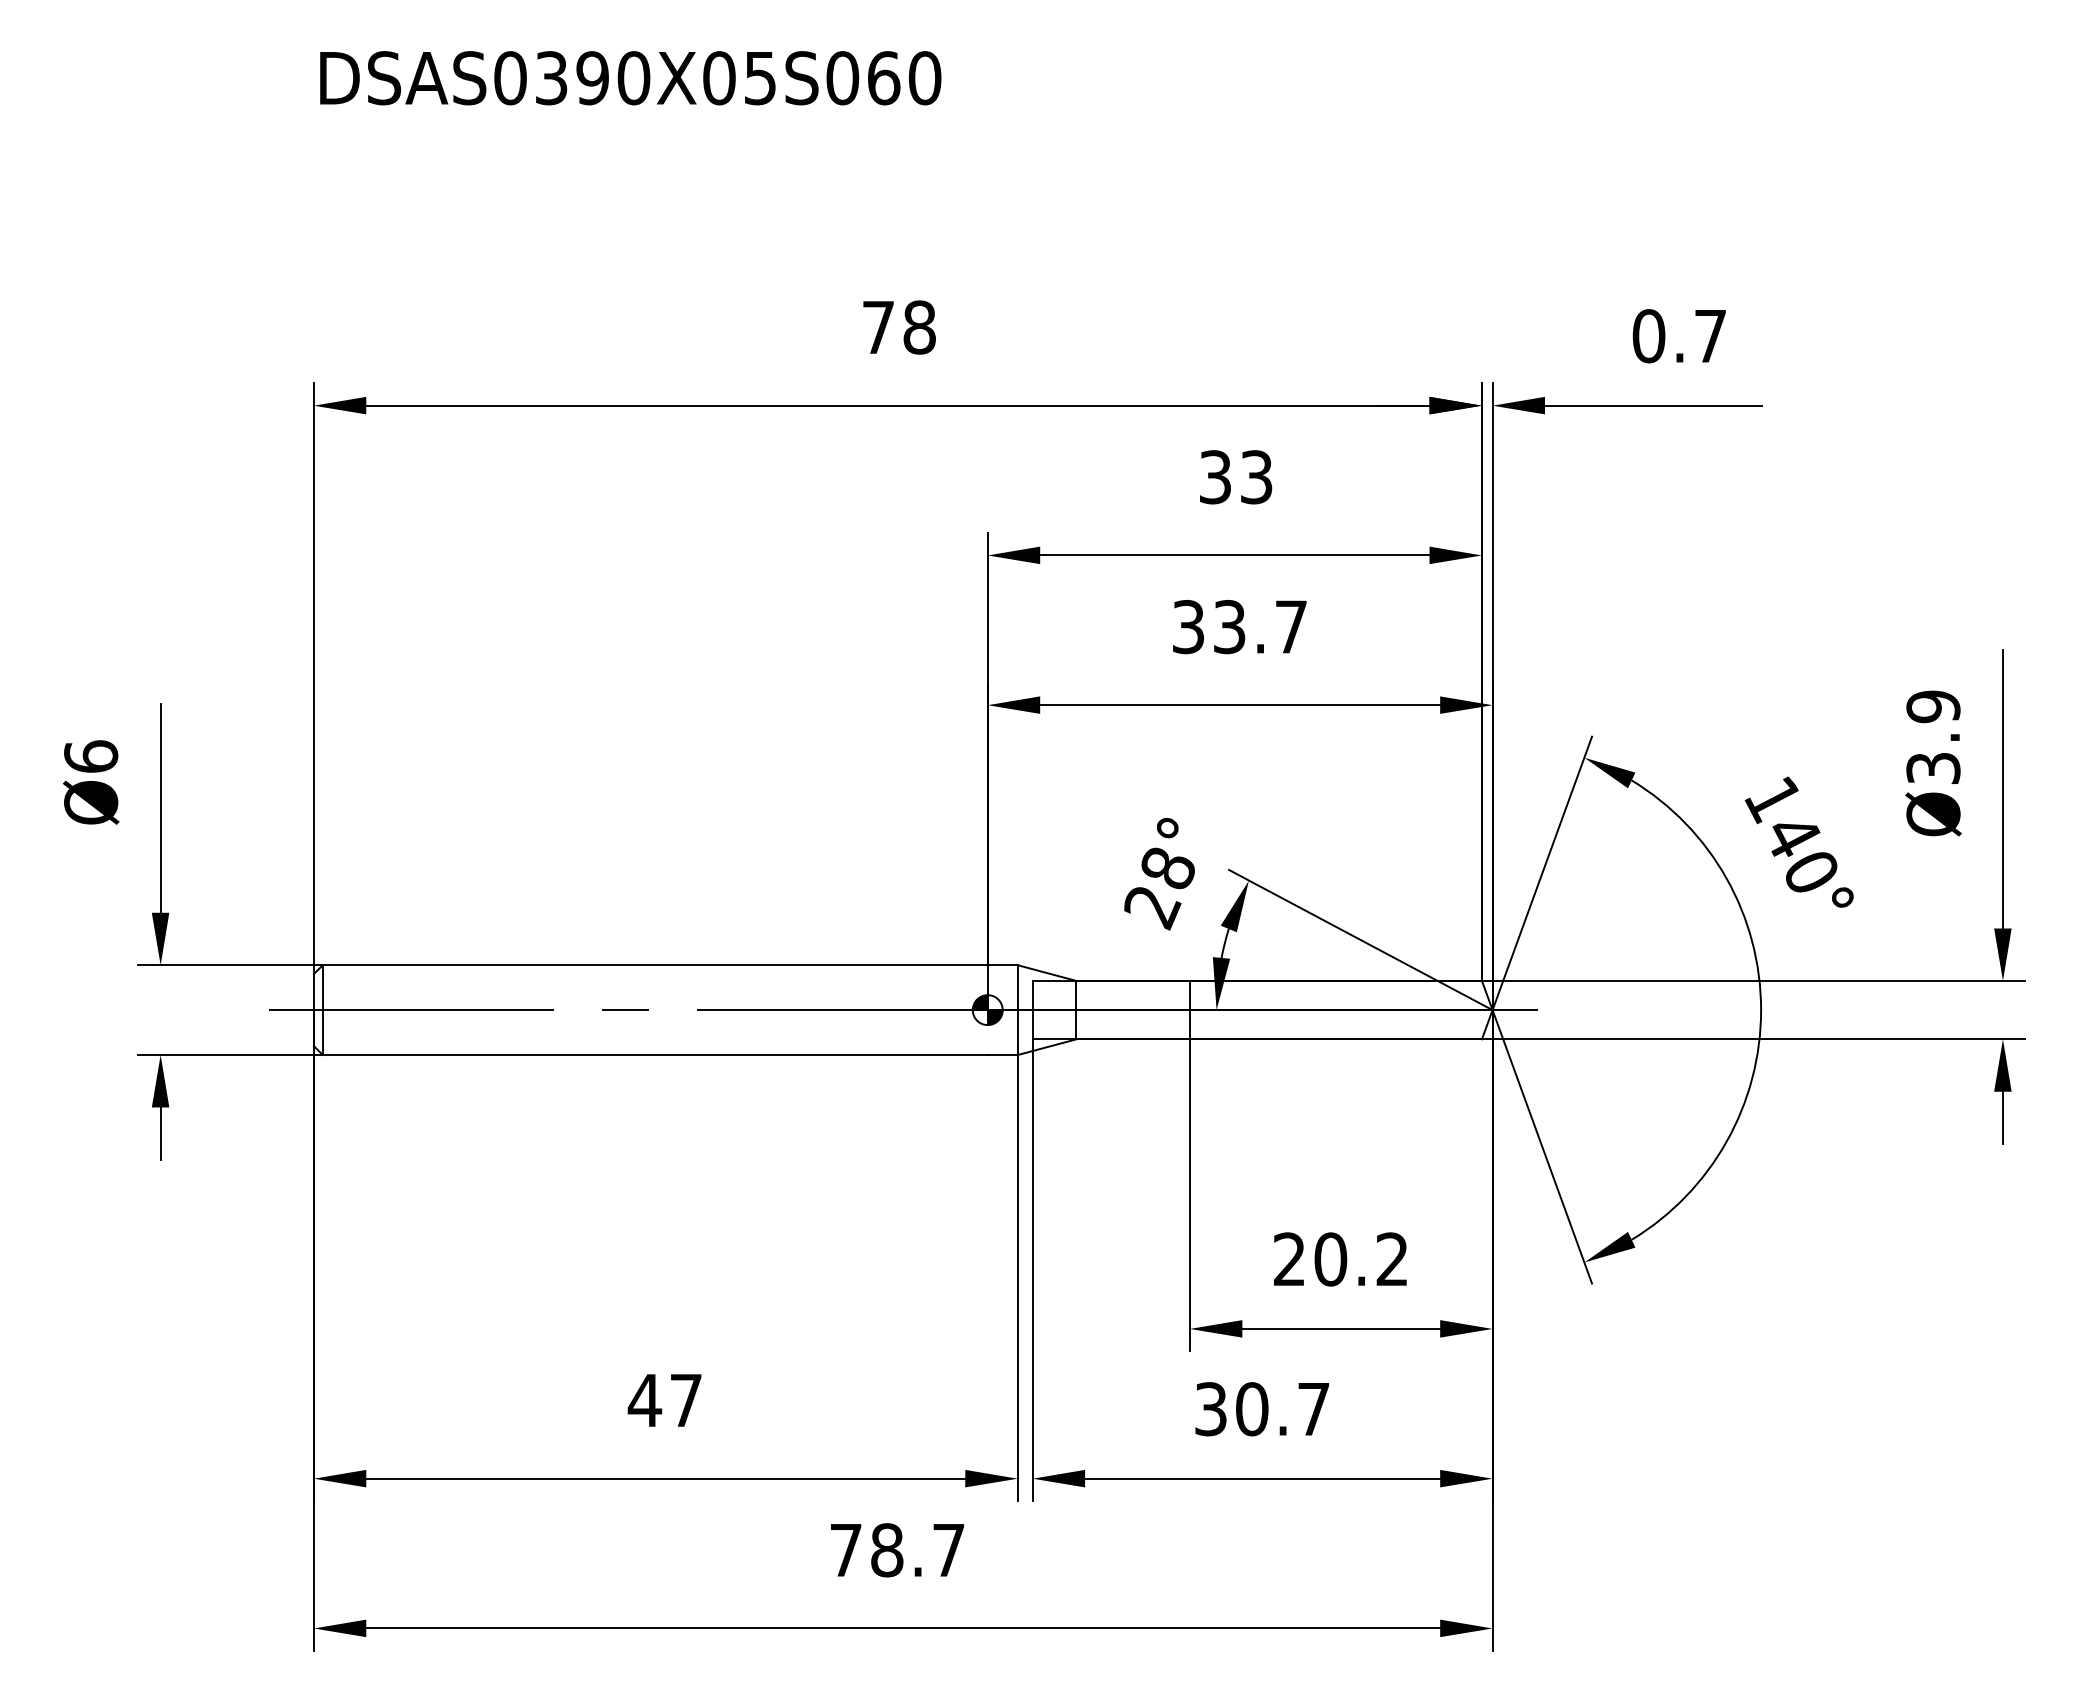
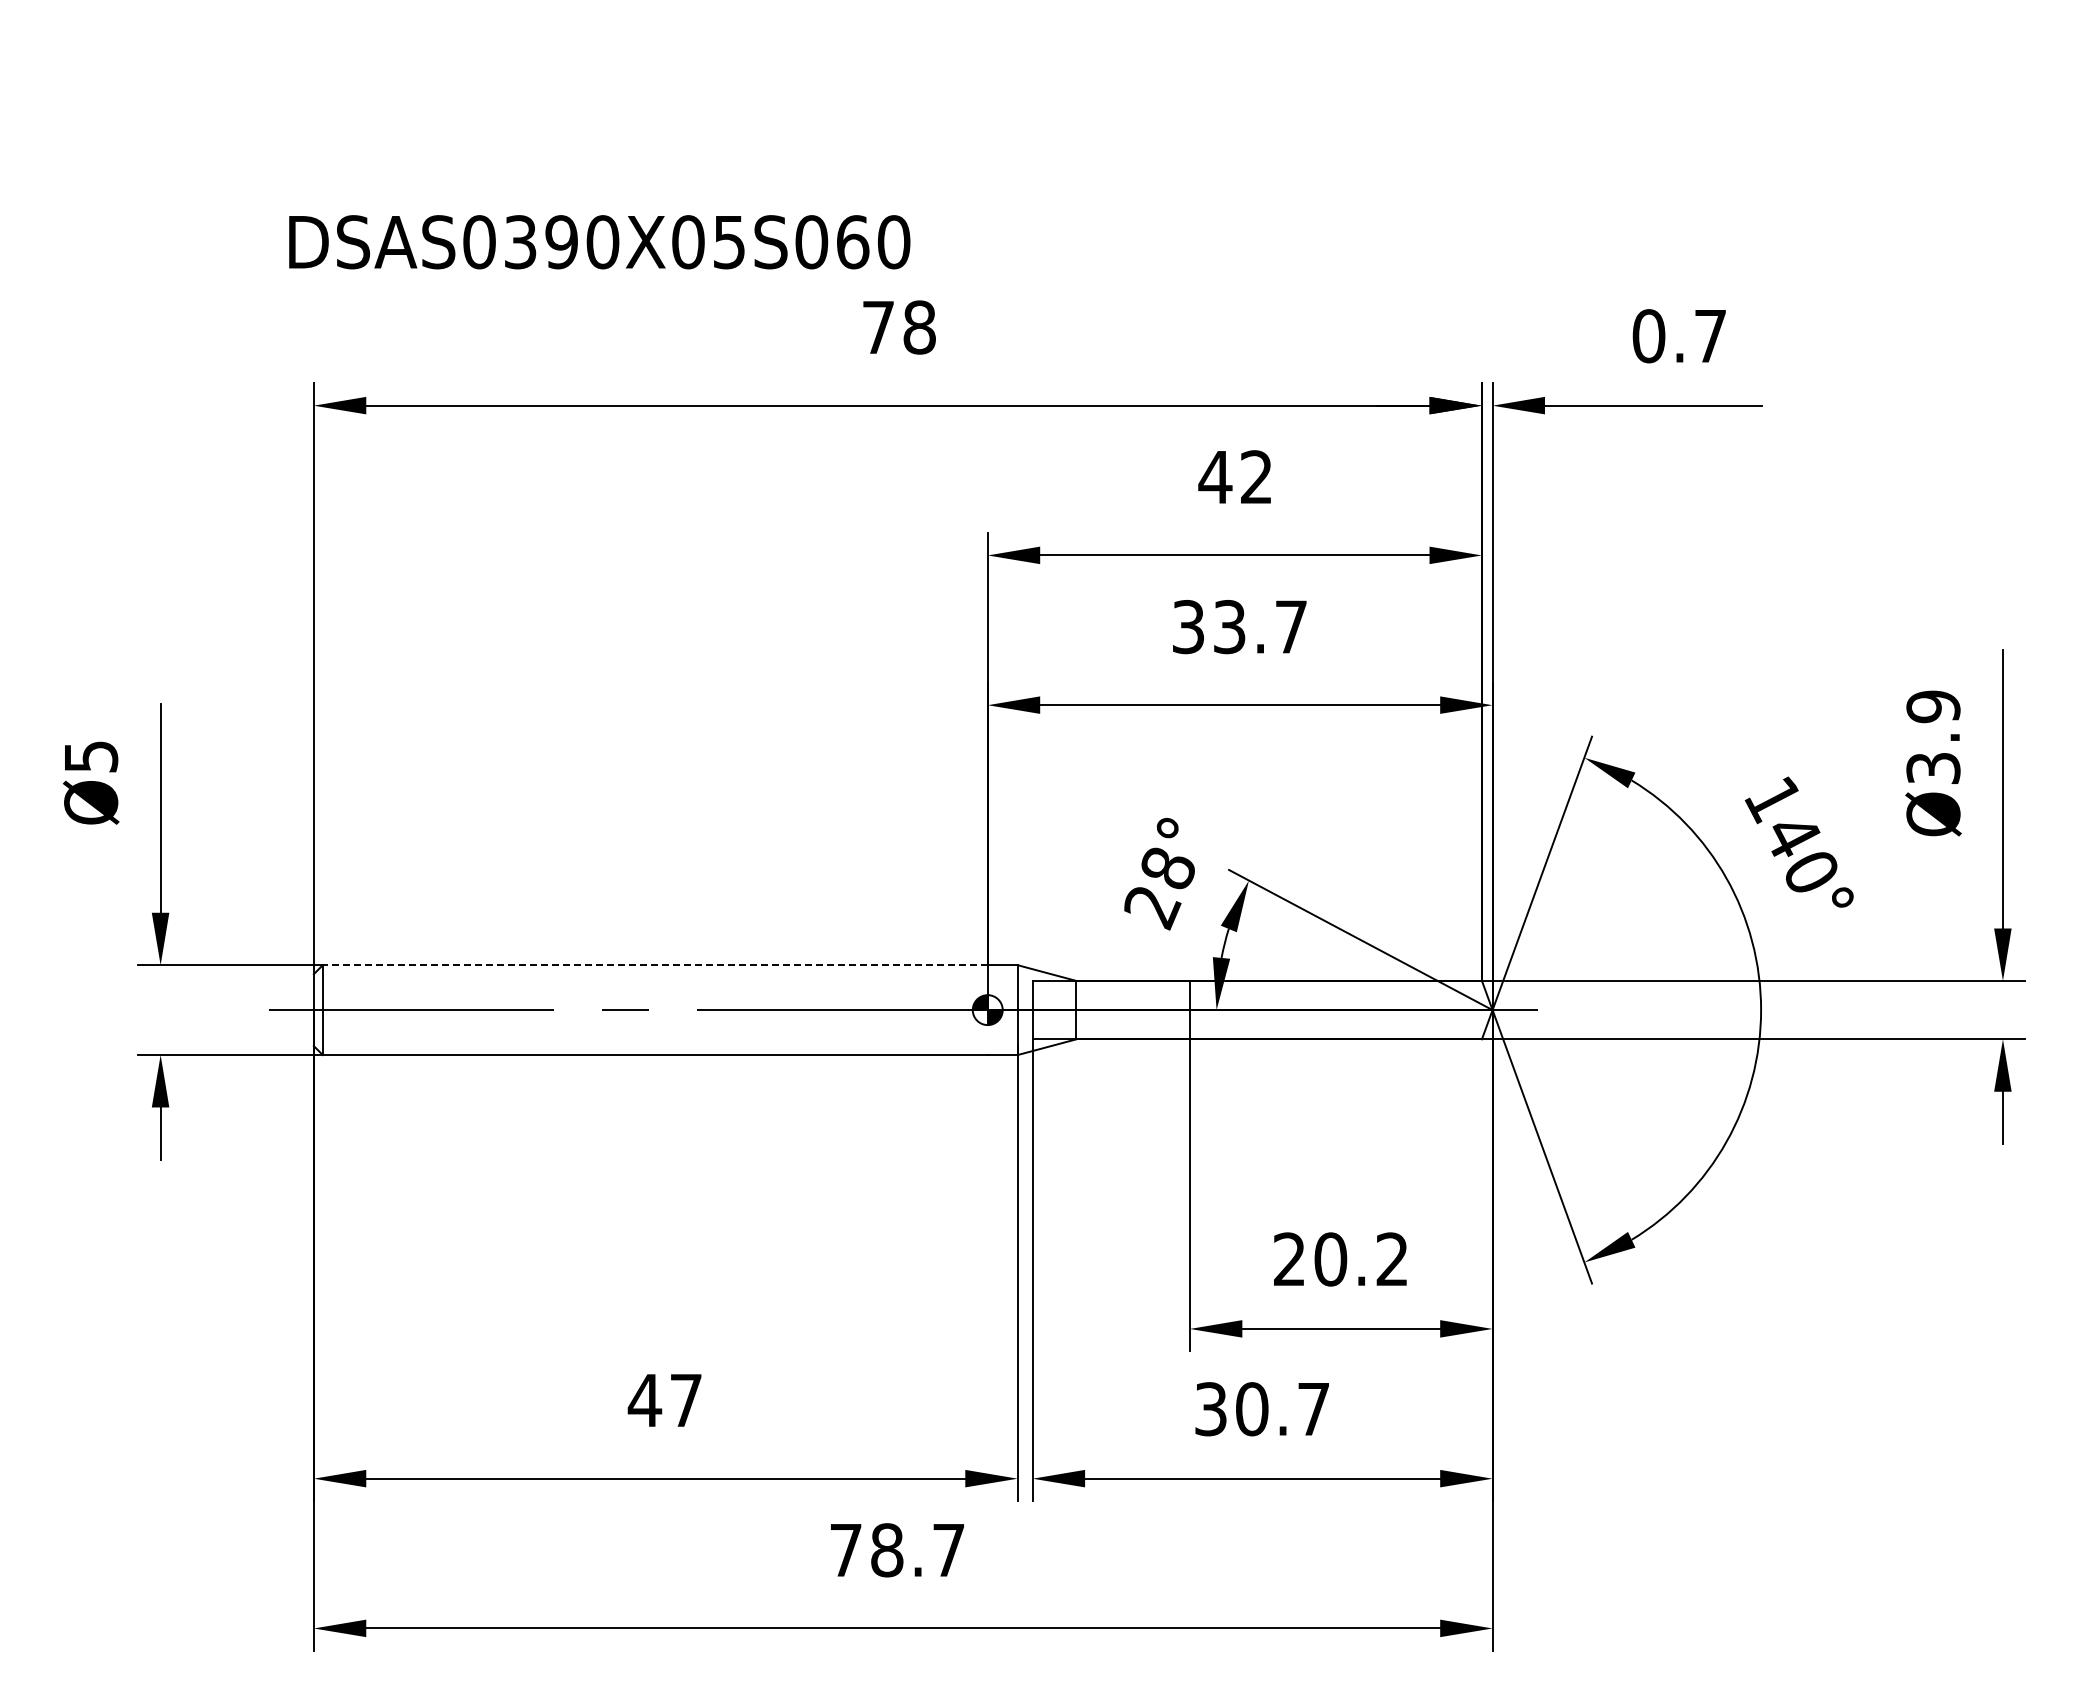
text position: (630, 78) -> (599, 242) (599, 242)
text: 33 -> 42 (1235, 477)
text: Ø6 -> Ø5 (91, 756)
line: solid -> dashed (654, 965)
